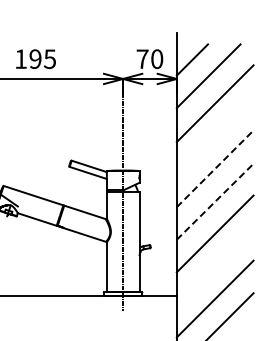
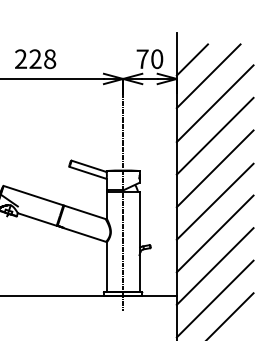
text: 195 -> 228 (35, 59)
line: none -> present (214, 135)
line: dashed -> solid (215, 168)
line: dashed -> solid (215, 201)
line: none -> present (214, 266)
